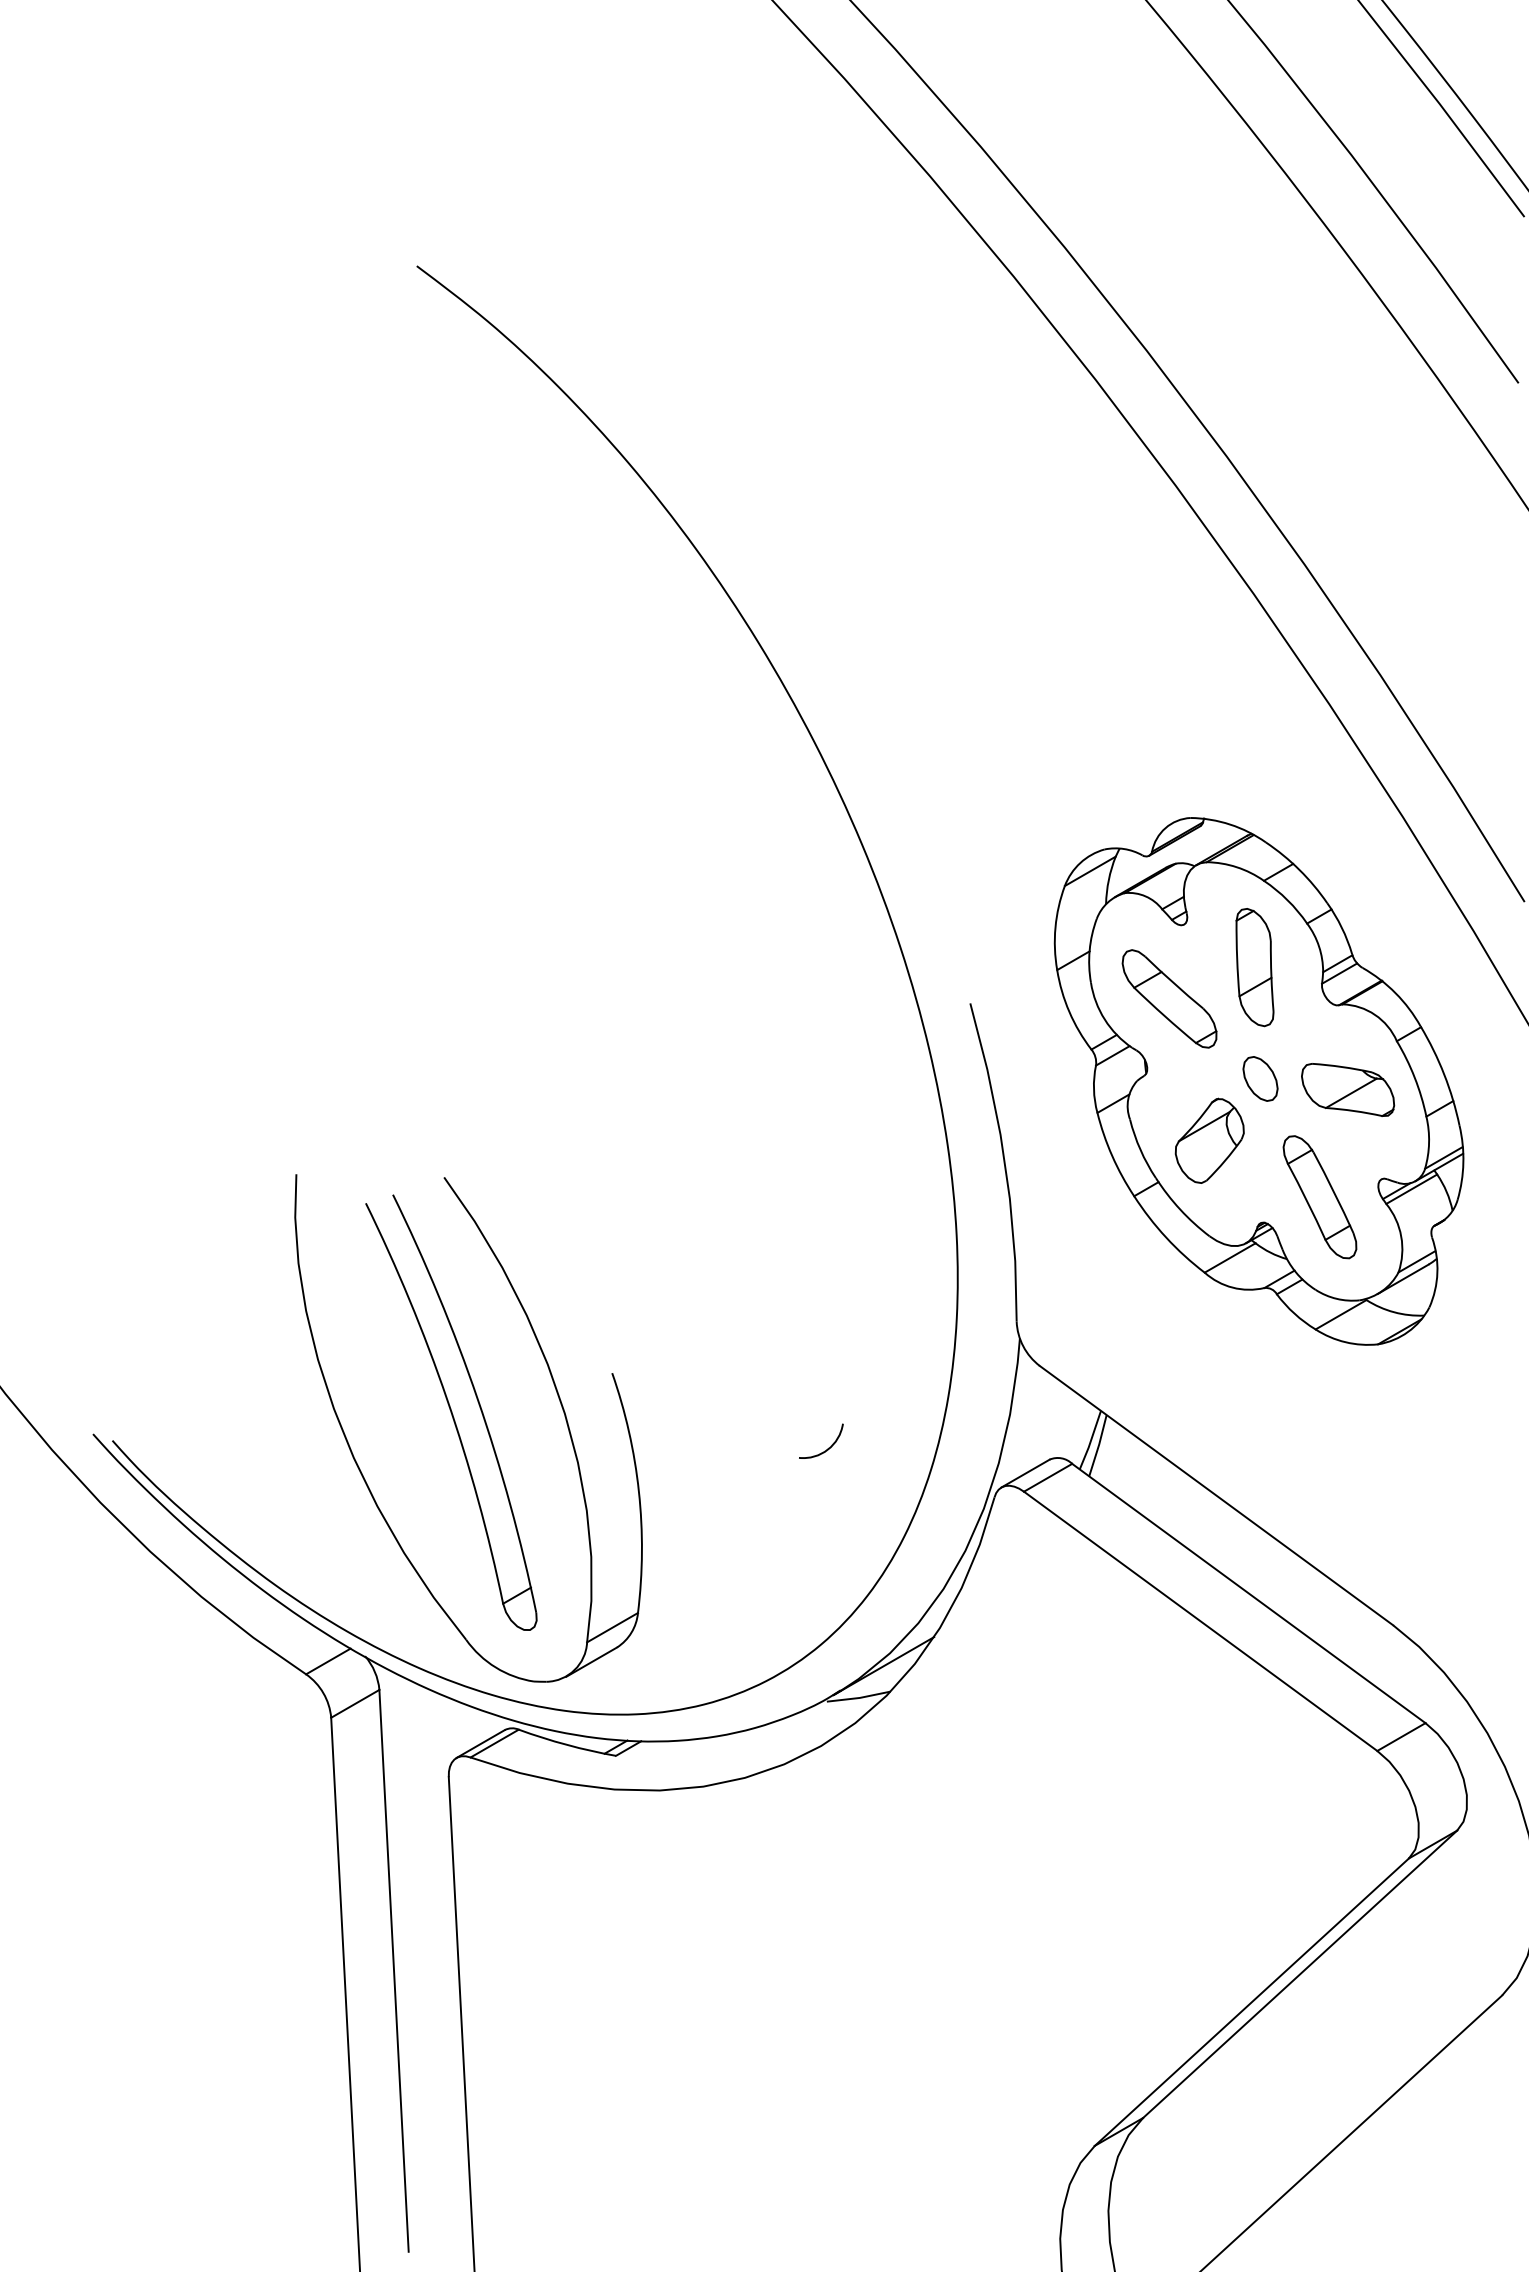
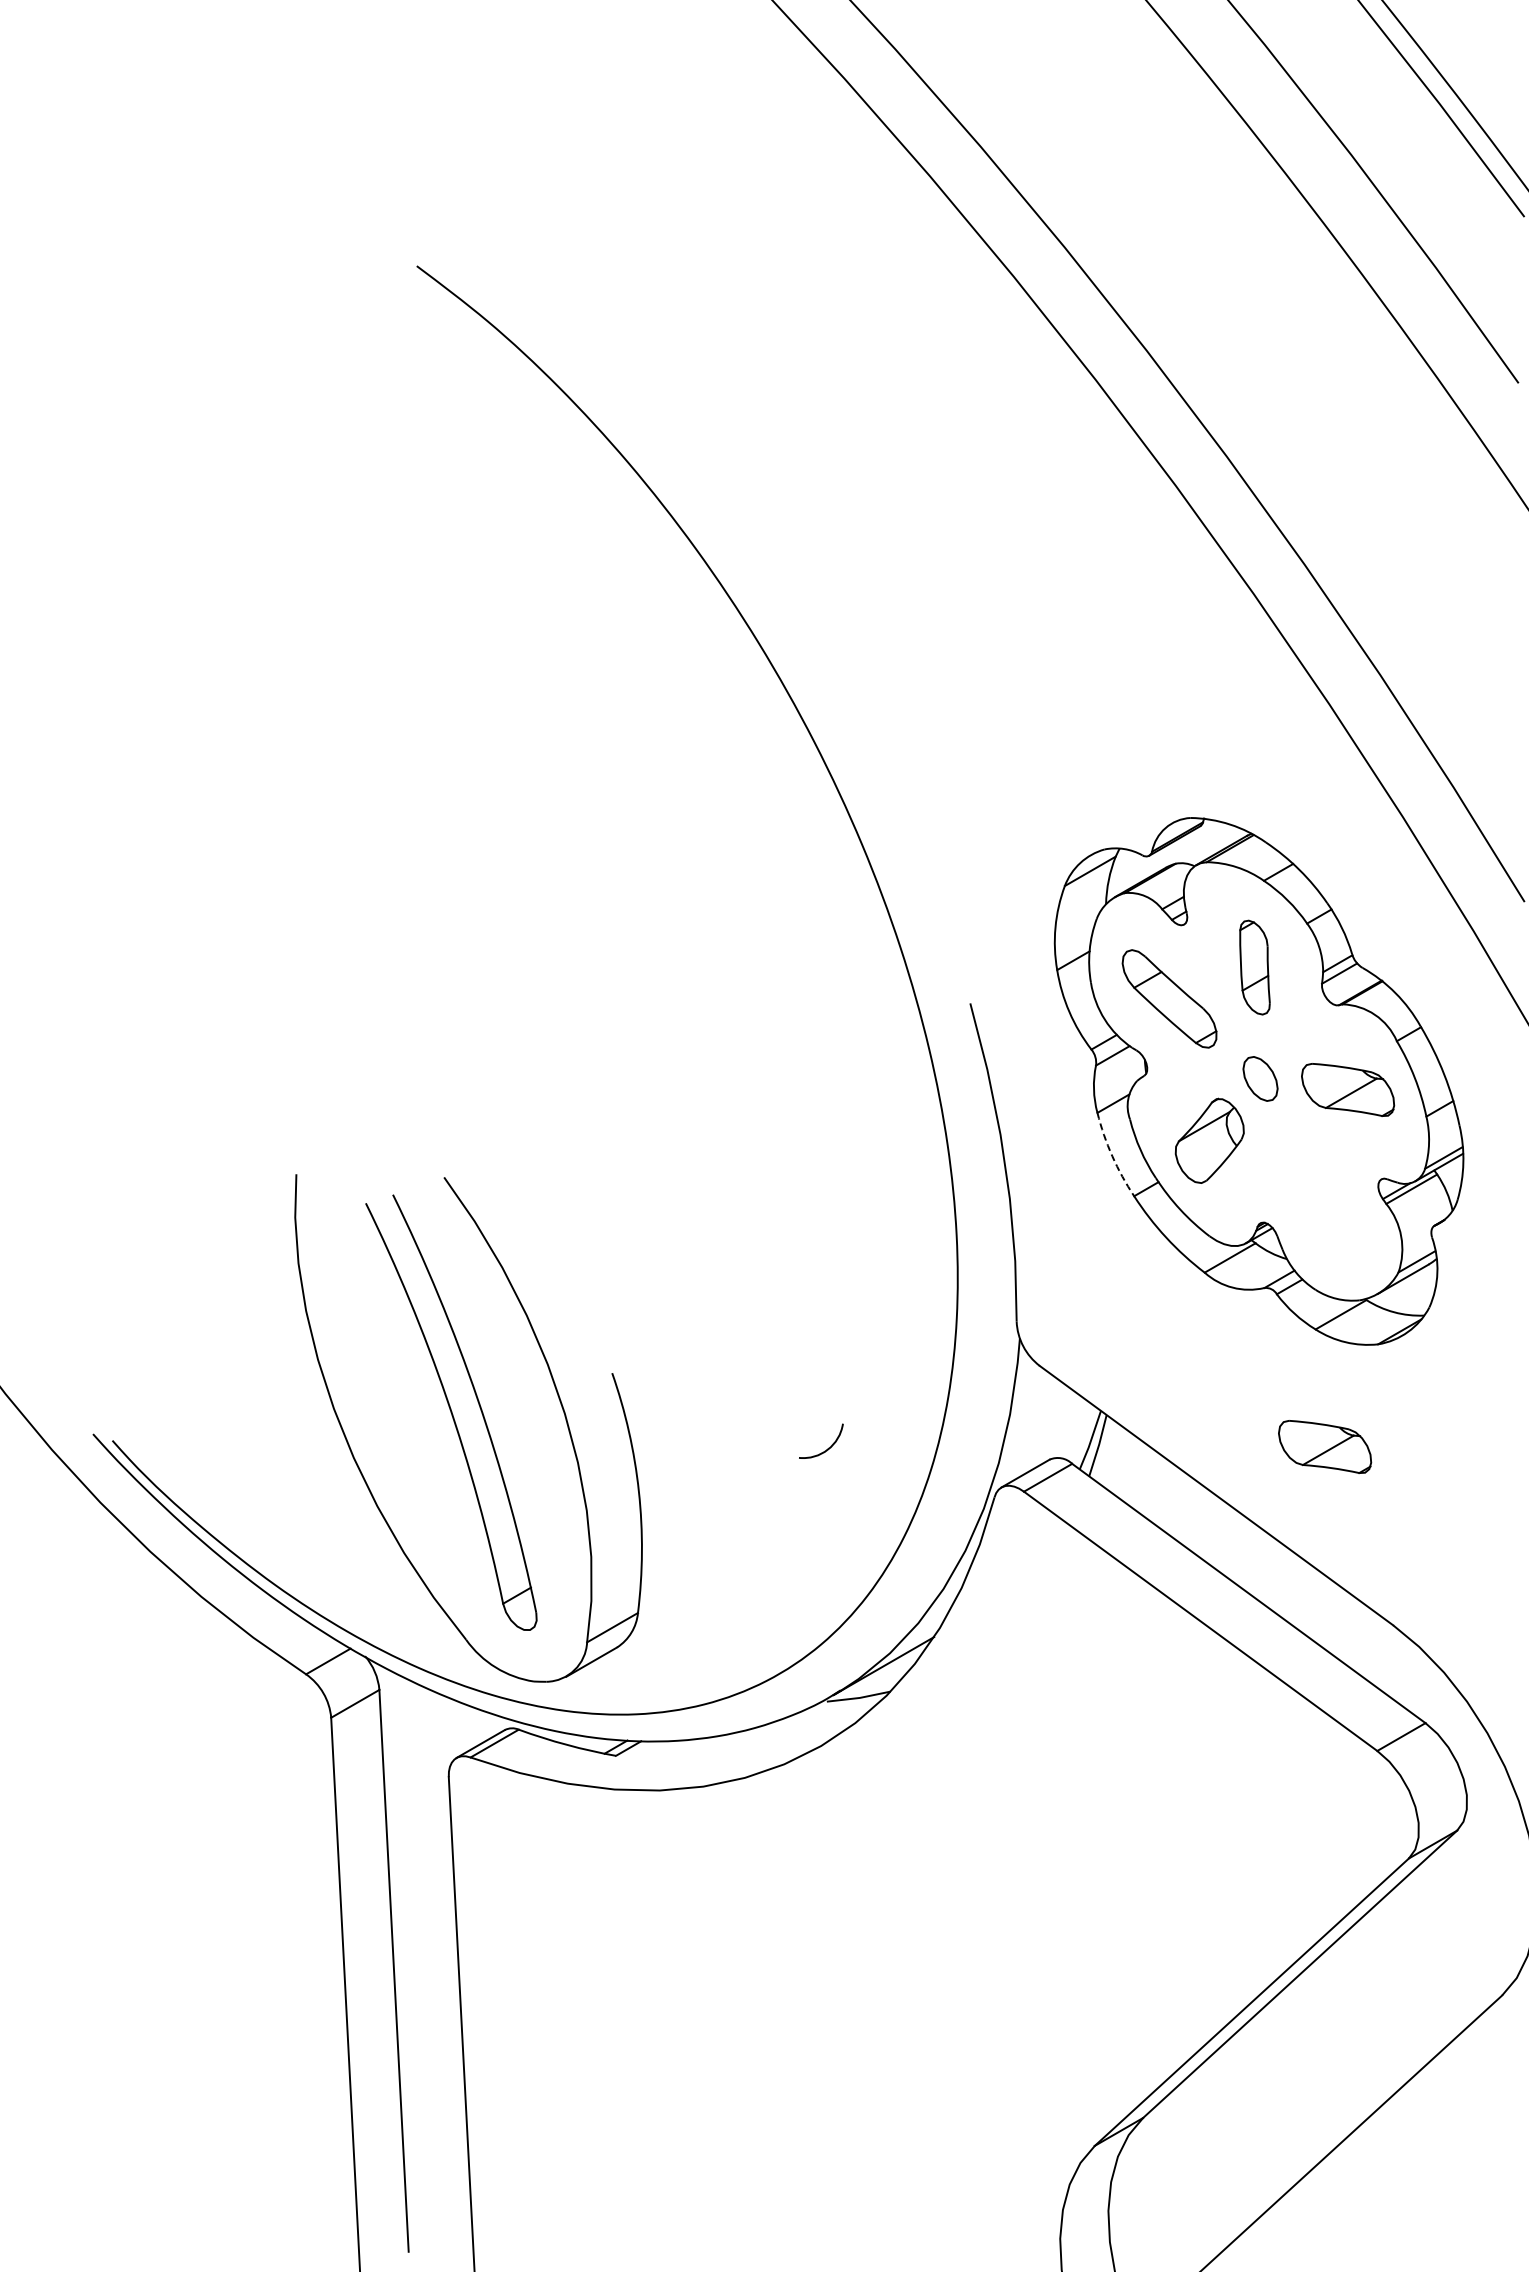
part size: 40x120 px -> 32x97 px (1254, 967)
arc: solid -> dashed (1112, 1156)
part: present -> none (1319, 1197)
part: none -> present (1325, 1446)
